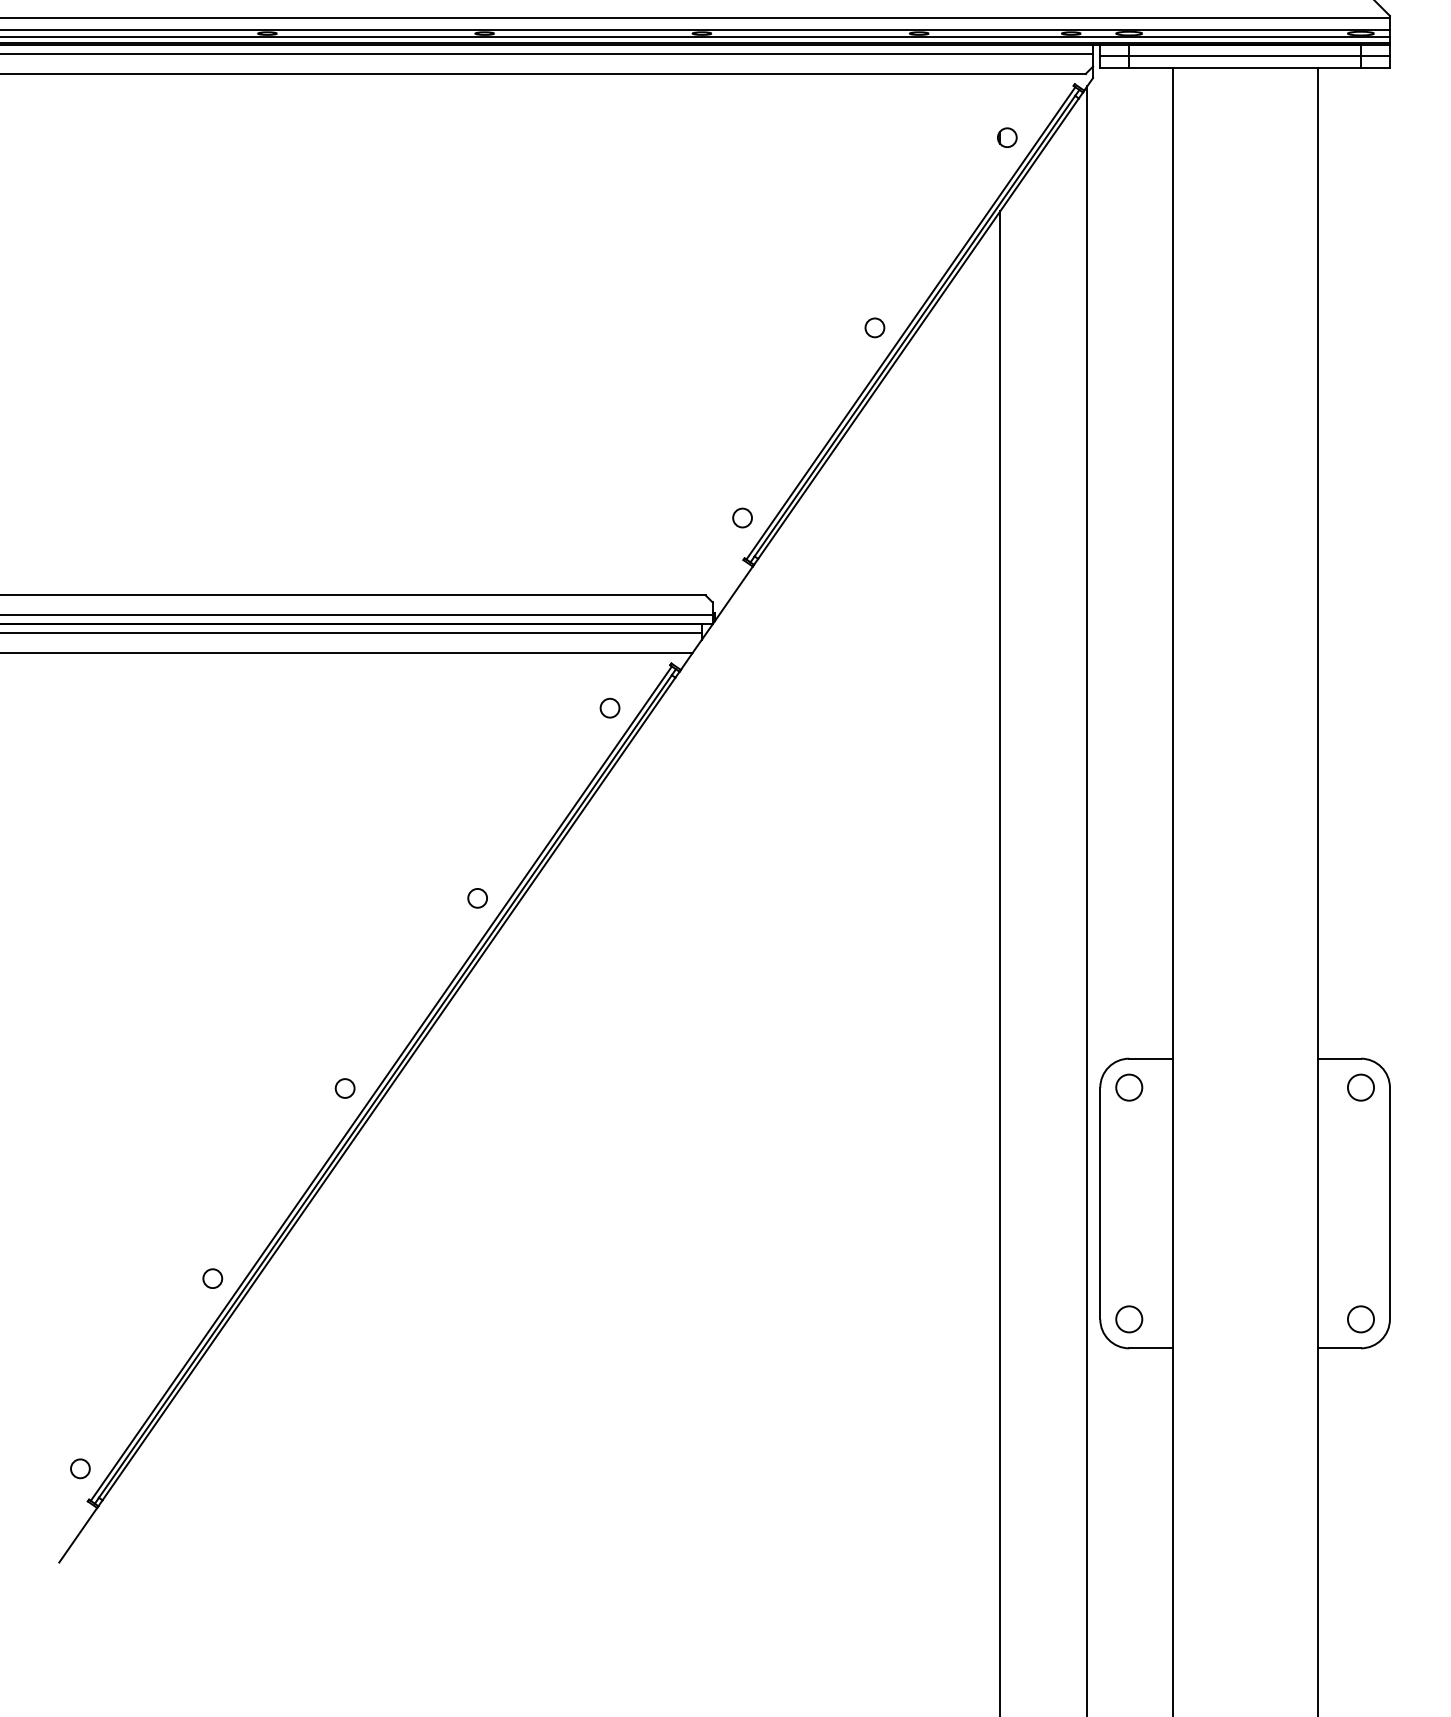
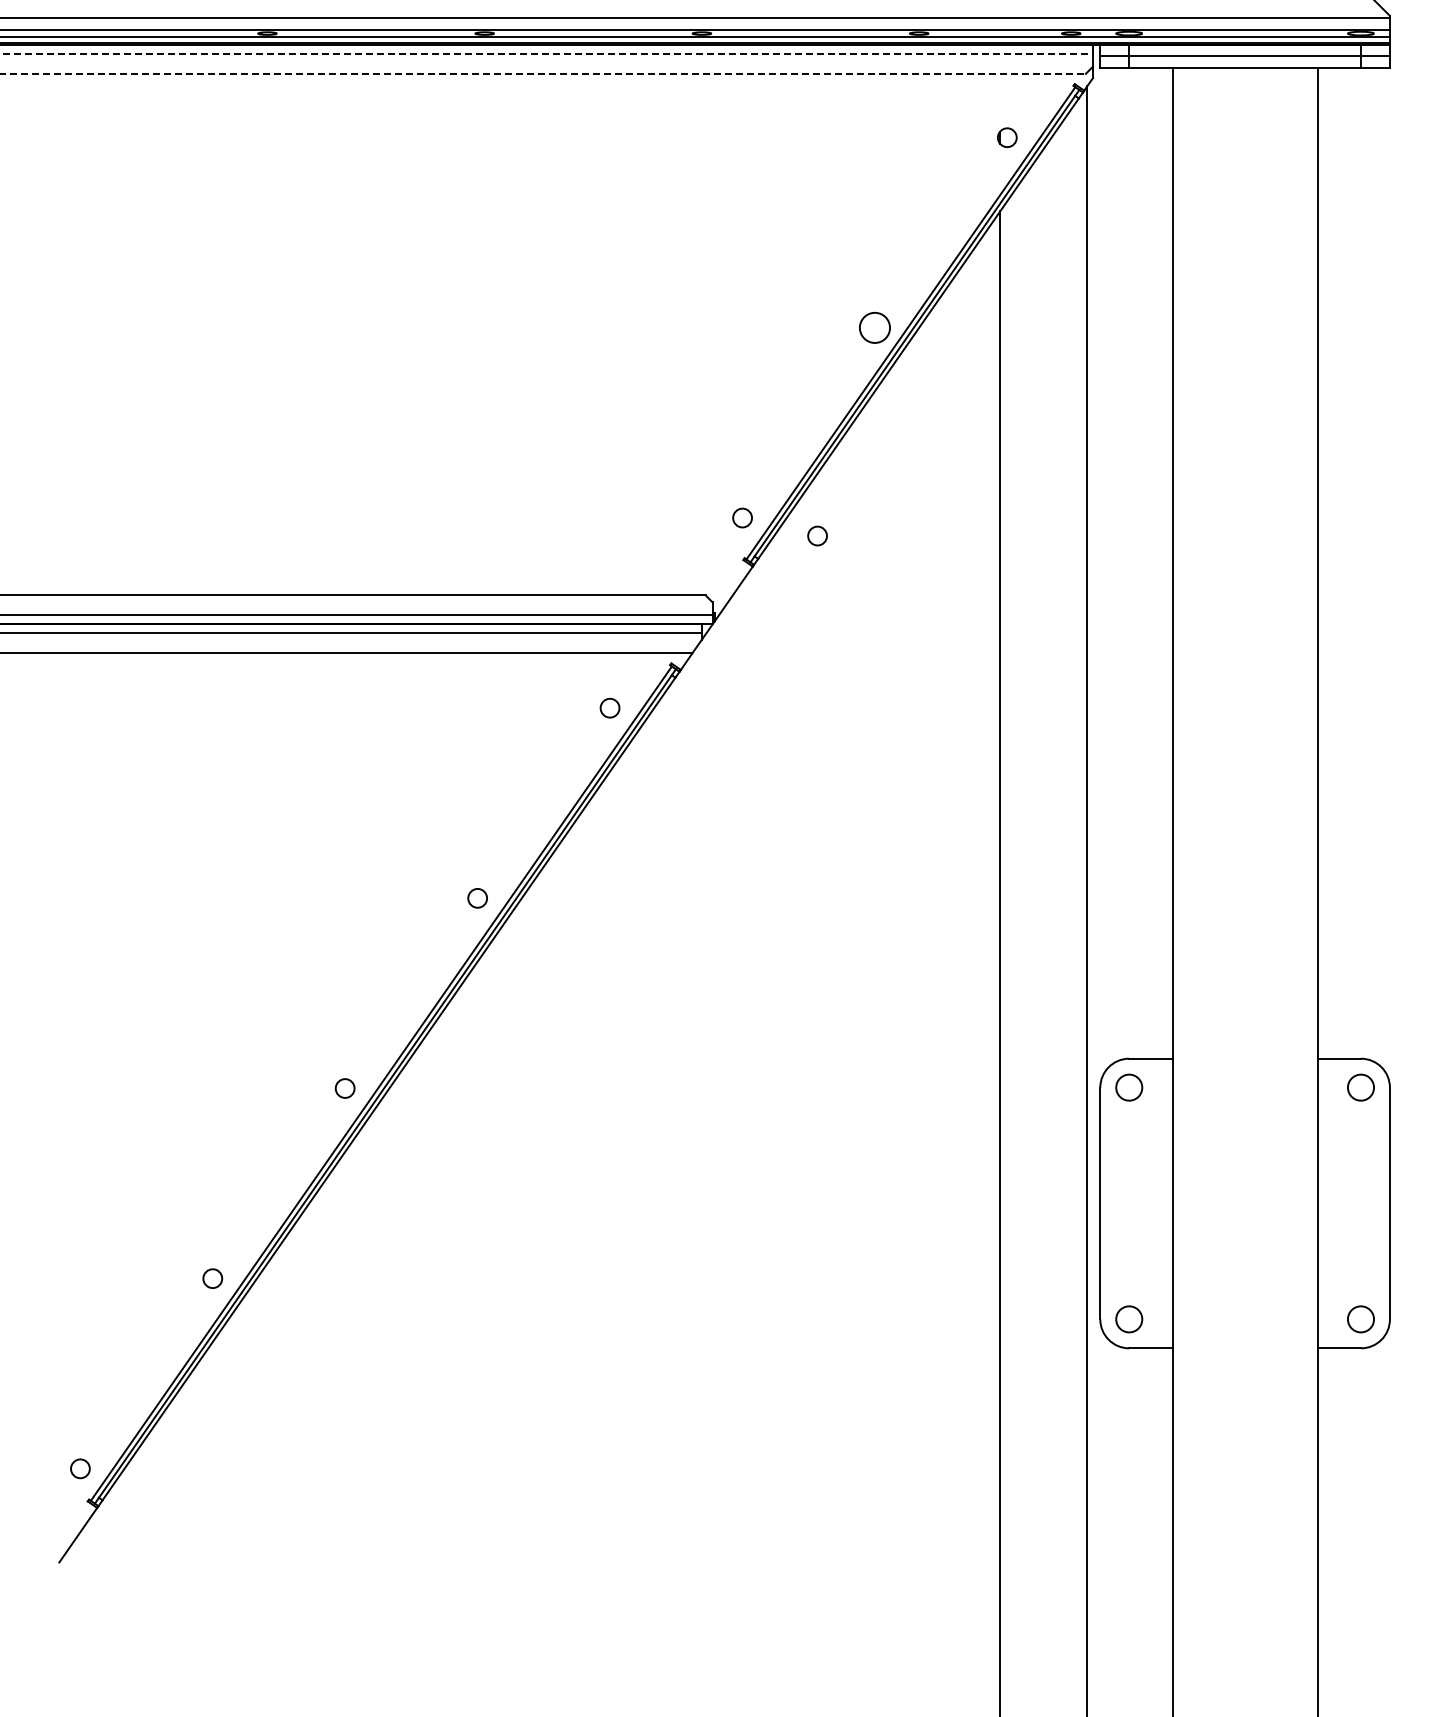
line: solid -> dashed (547, 54)
line: solid -> dashed (543, 73)
circle diameter: 19 px -> 30 px (874, 327)
circle: none -> present (817, 535)
